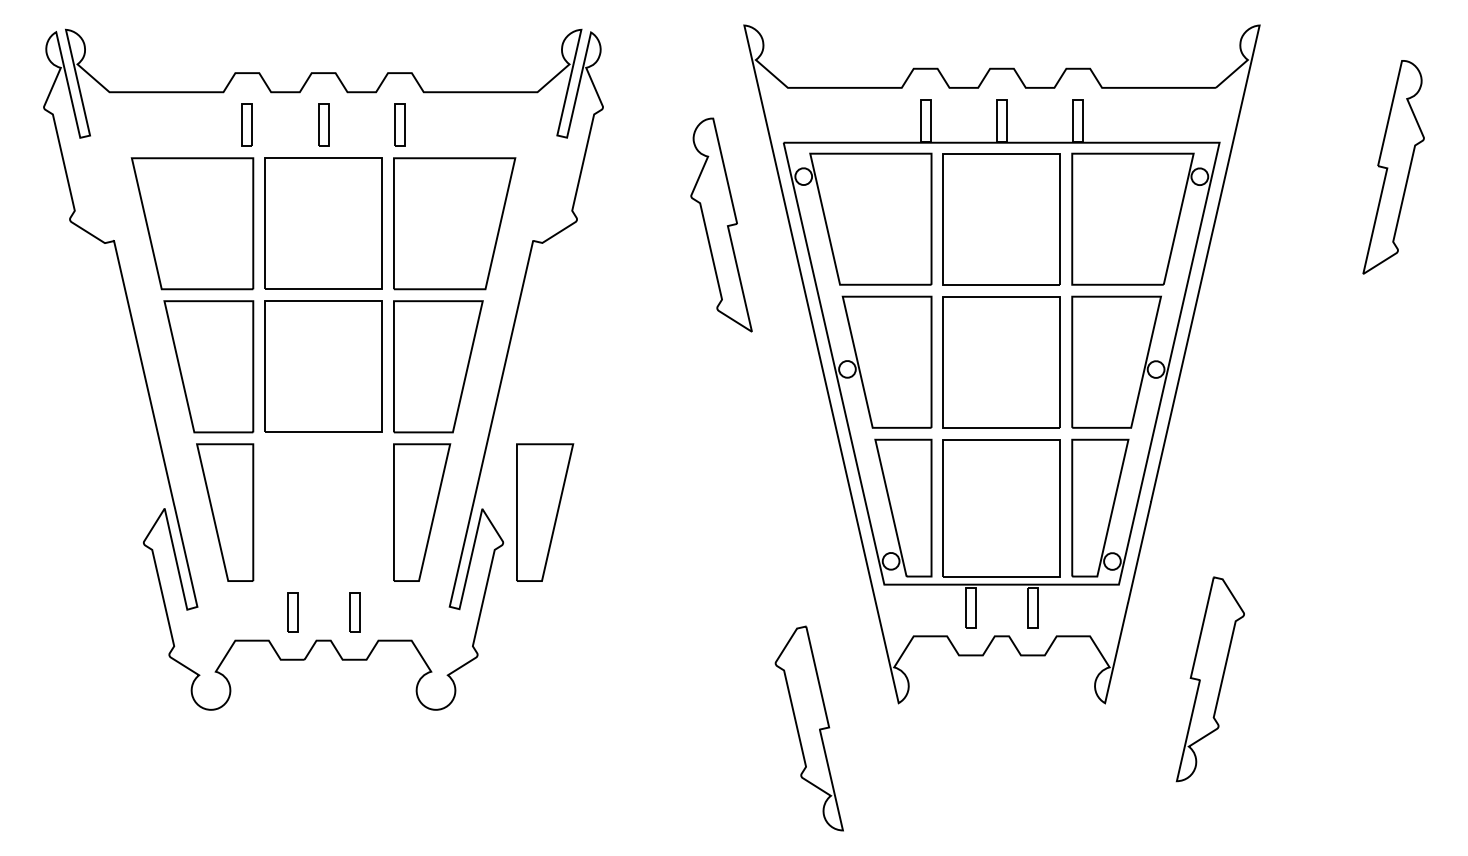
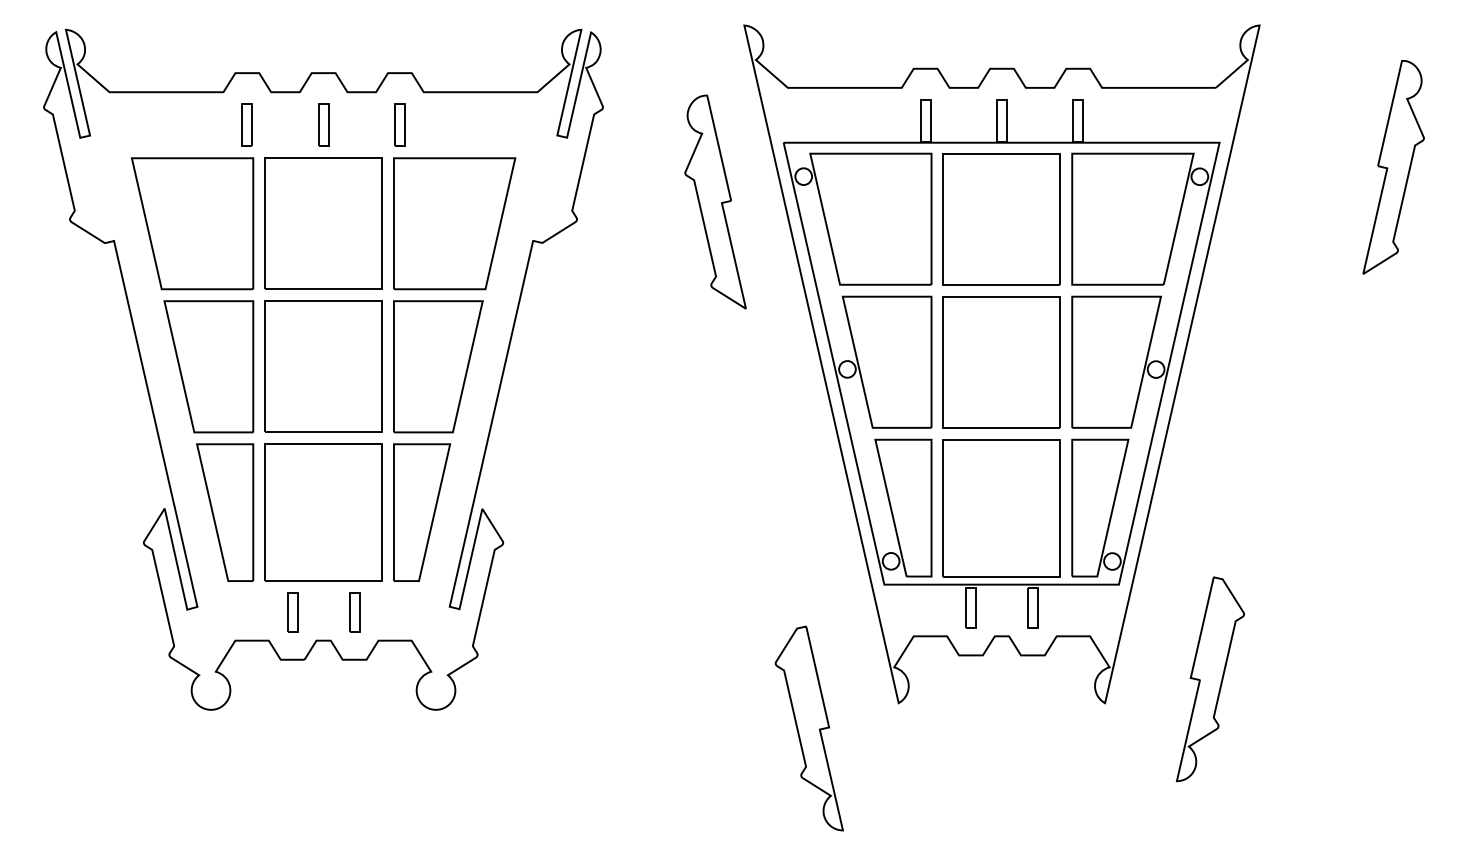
part position: (721, 224) -> (715, 201) (715, 201)
part: none -> present (323, 512)
part: present -> none (545, 512)
